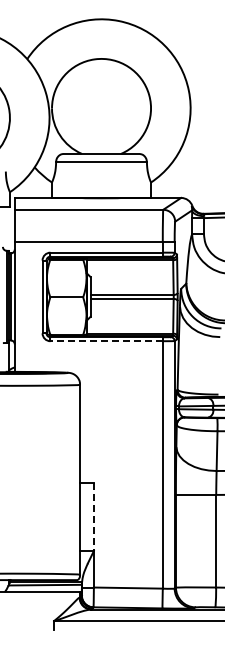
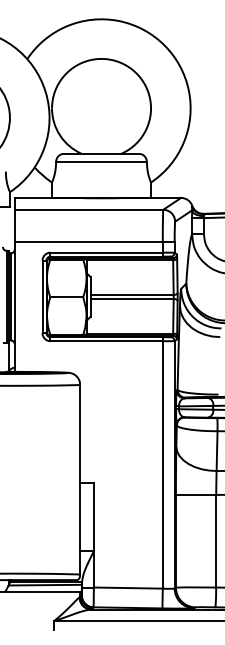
line: dashed -> solid (106, 341)
line: dashed -> solid (94, 516)
